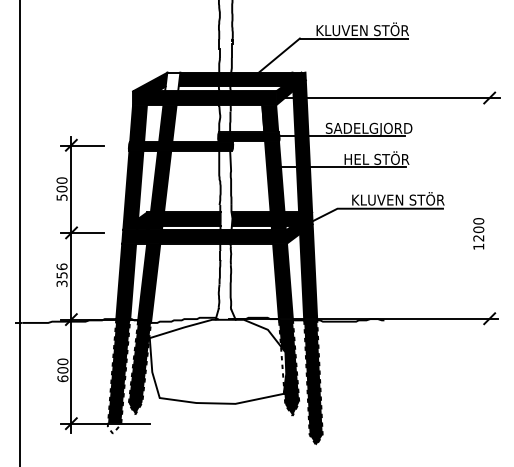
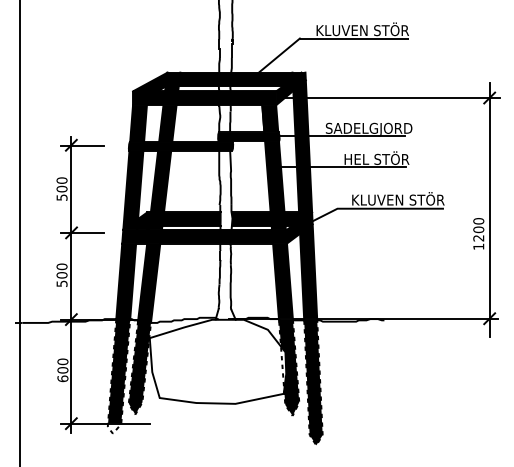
fill: none -> present (172, 81)
line: none -> present (489, 209)
text: 356 -> 500 (61, 274)
